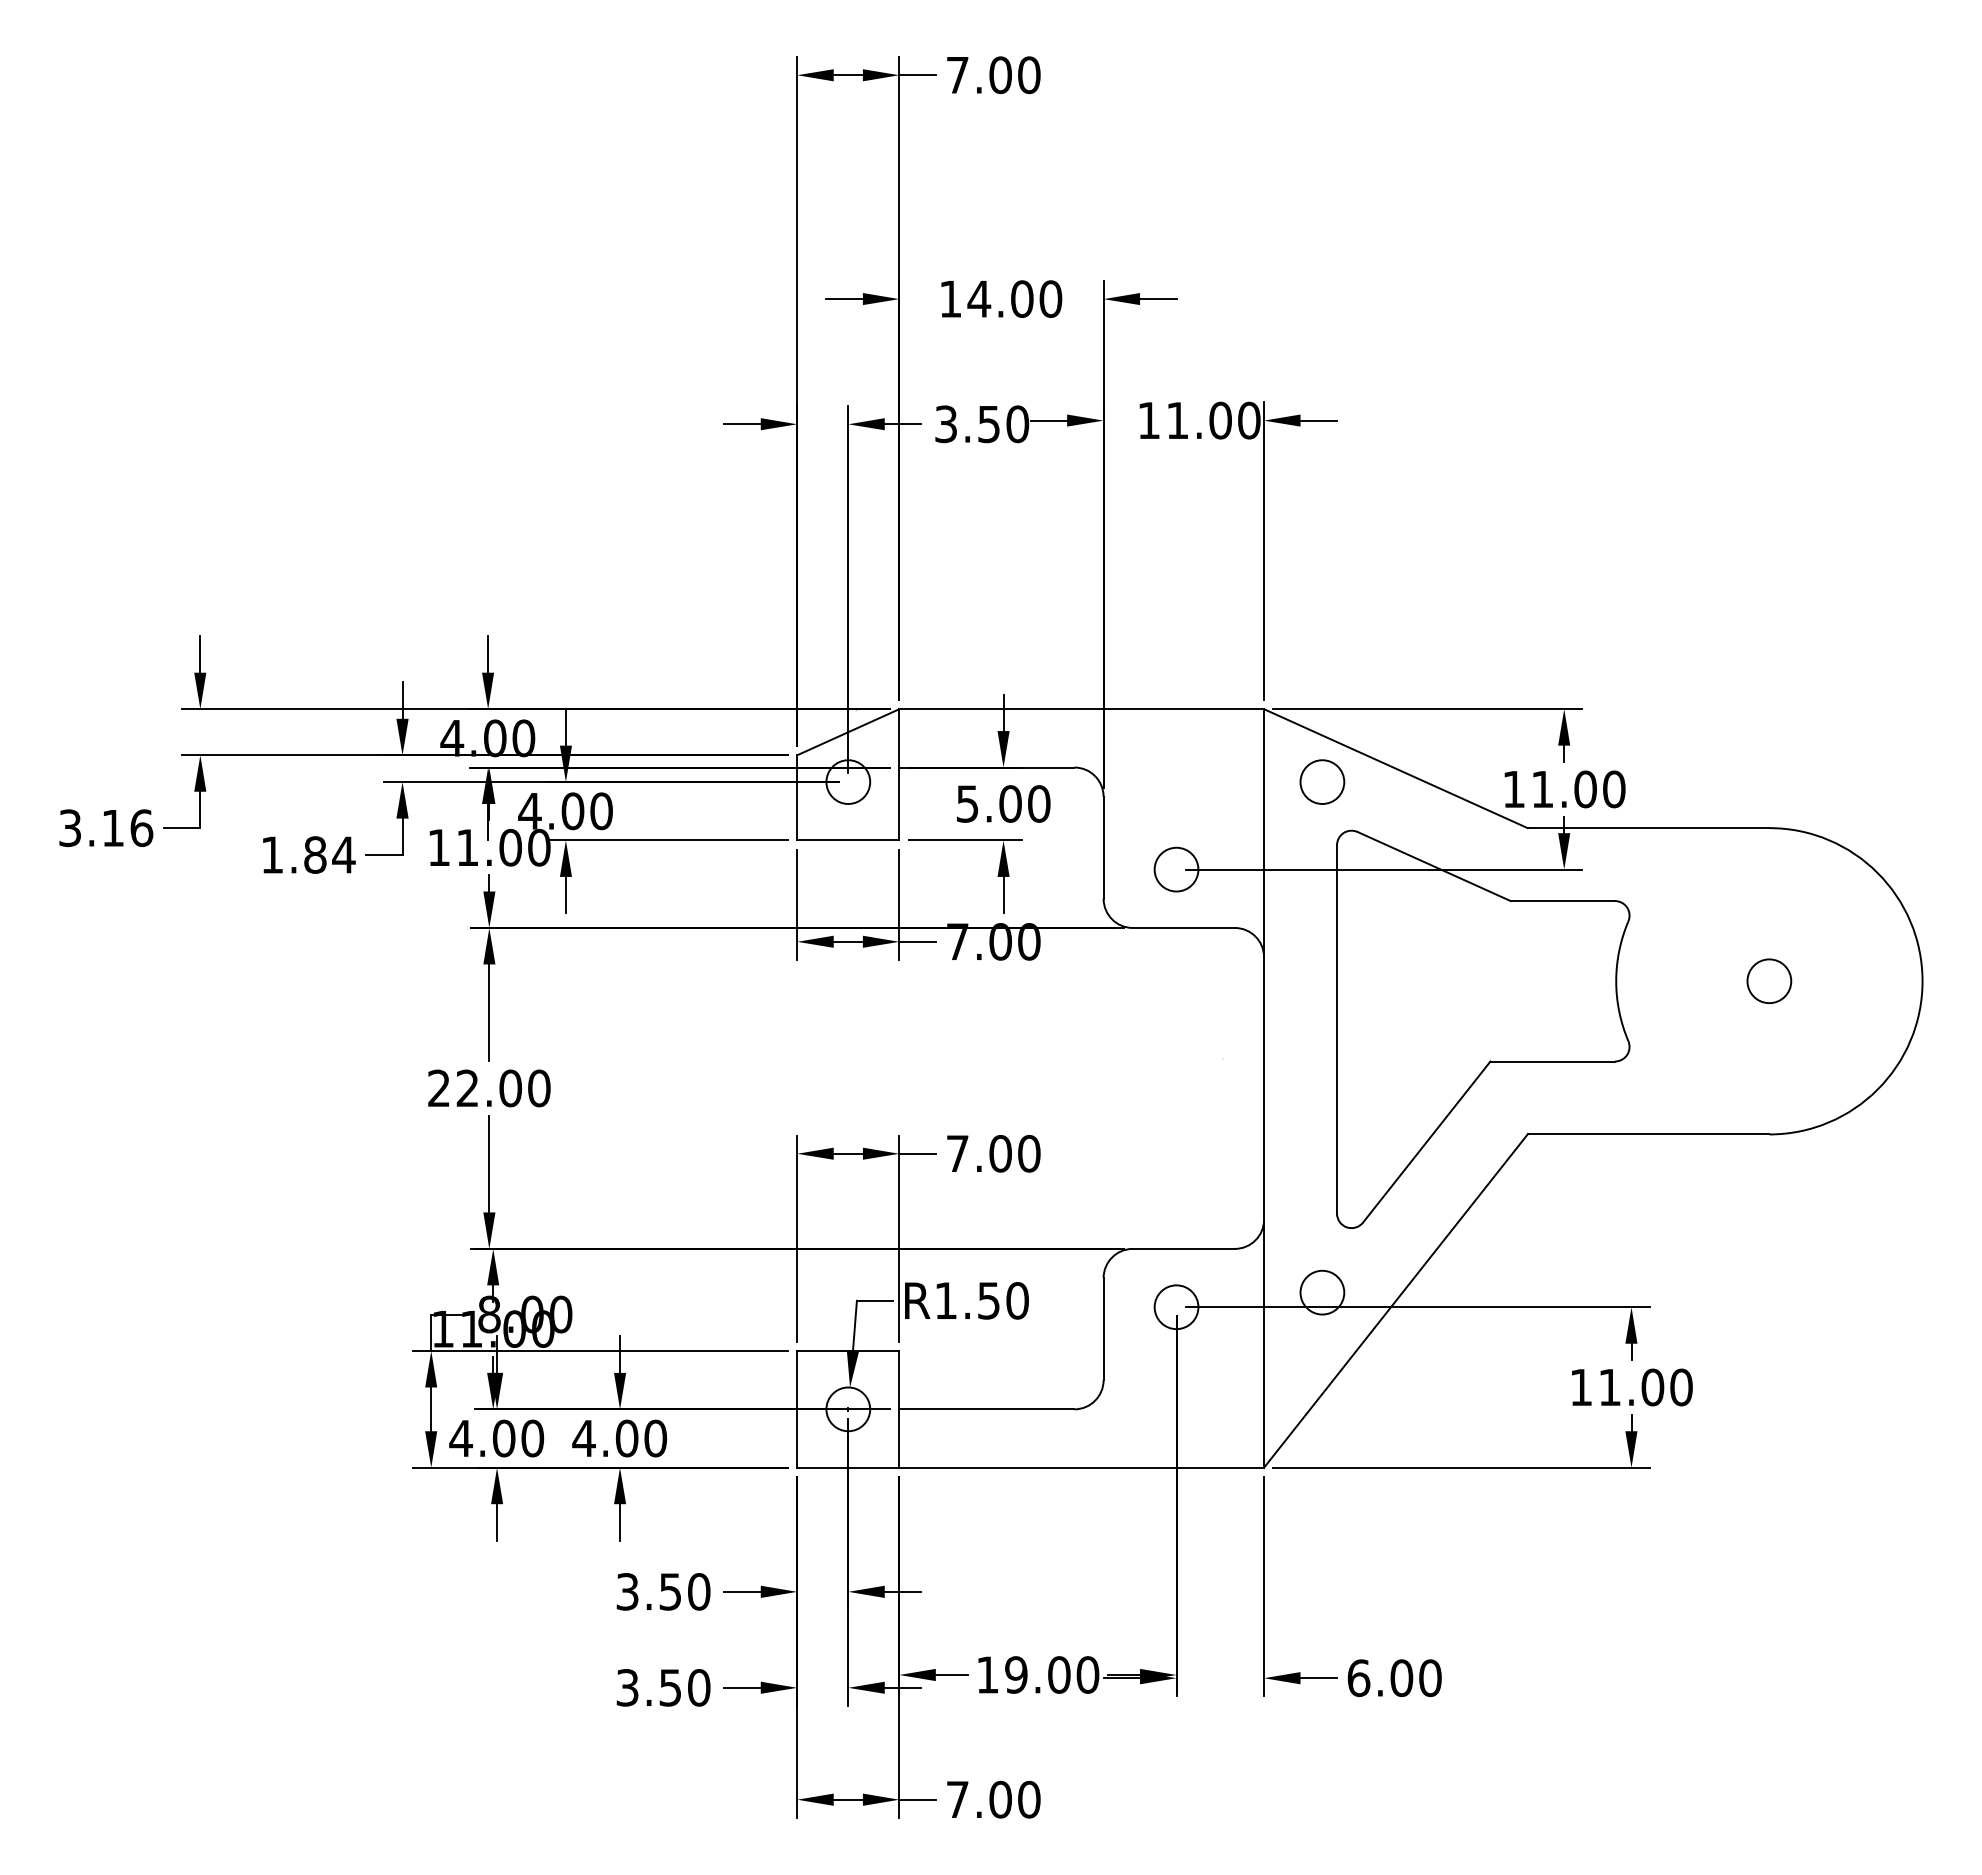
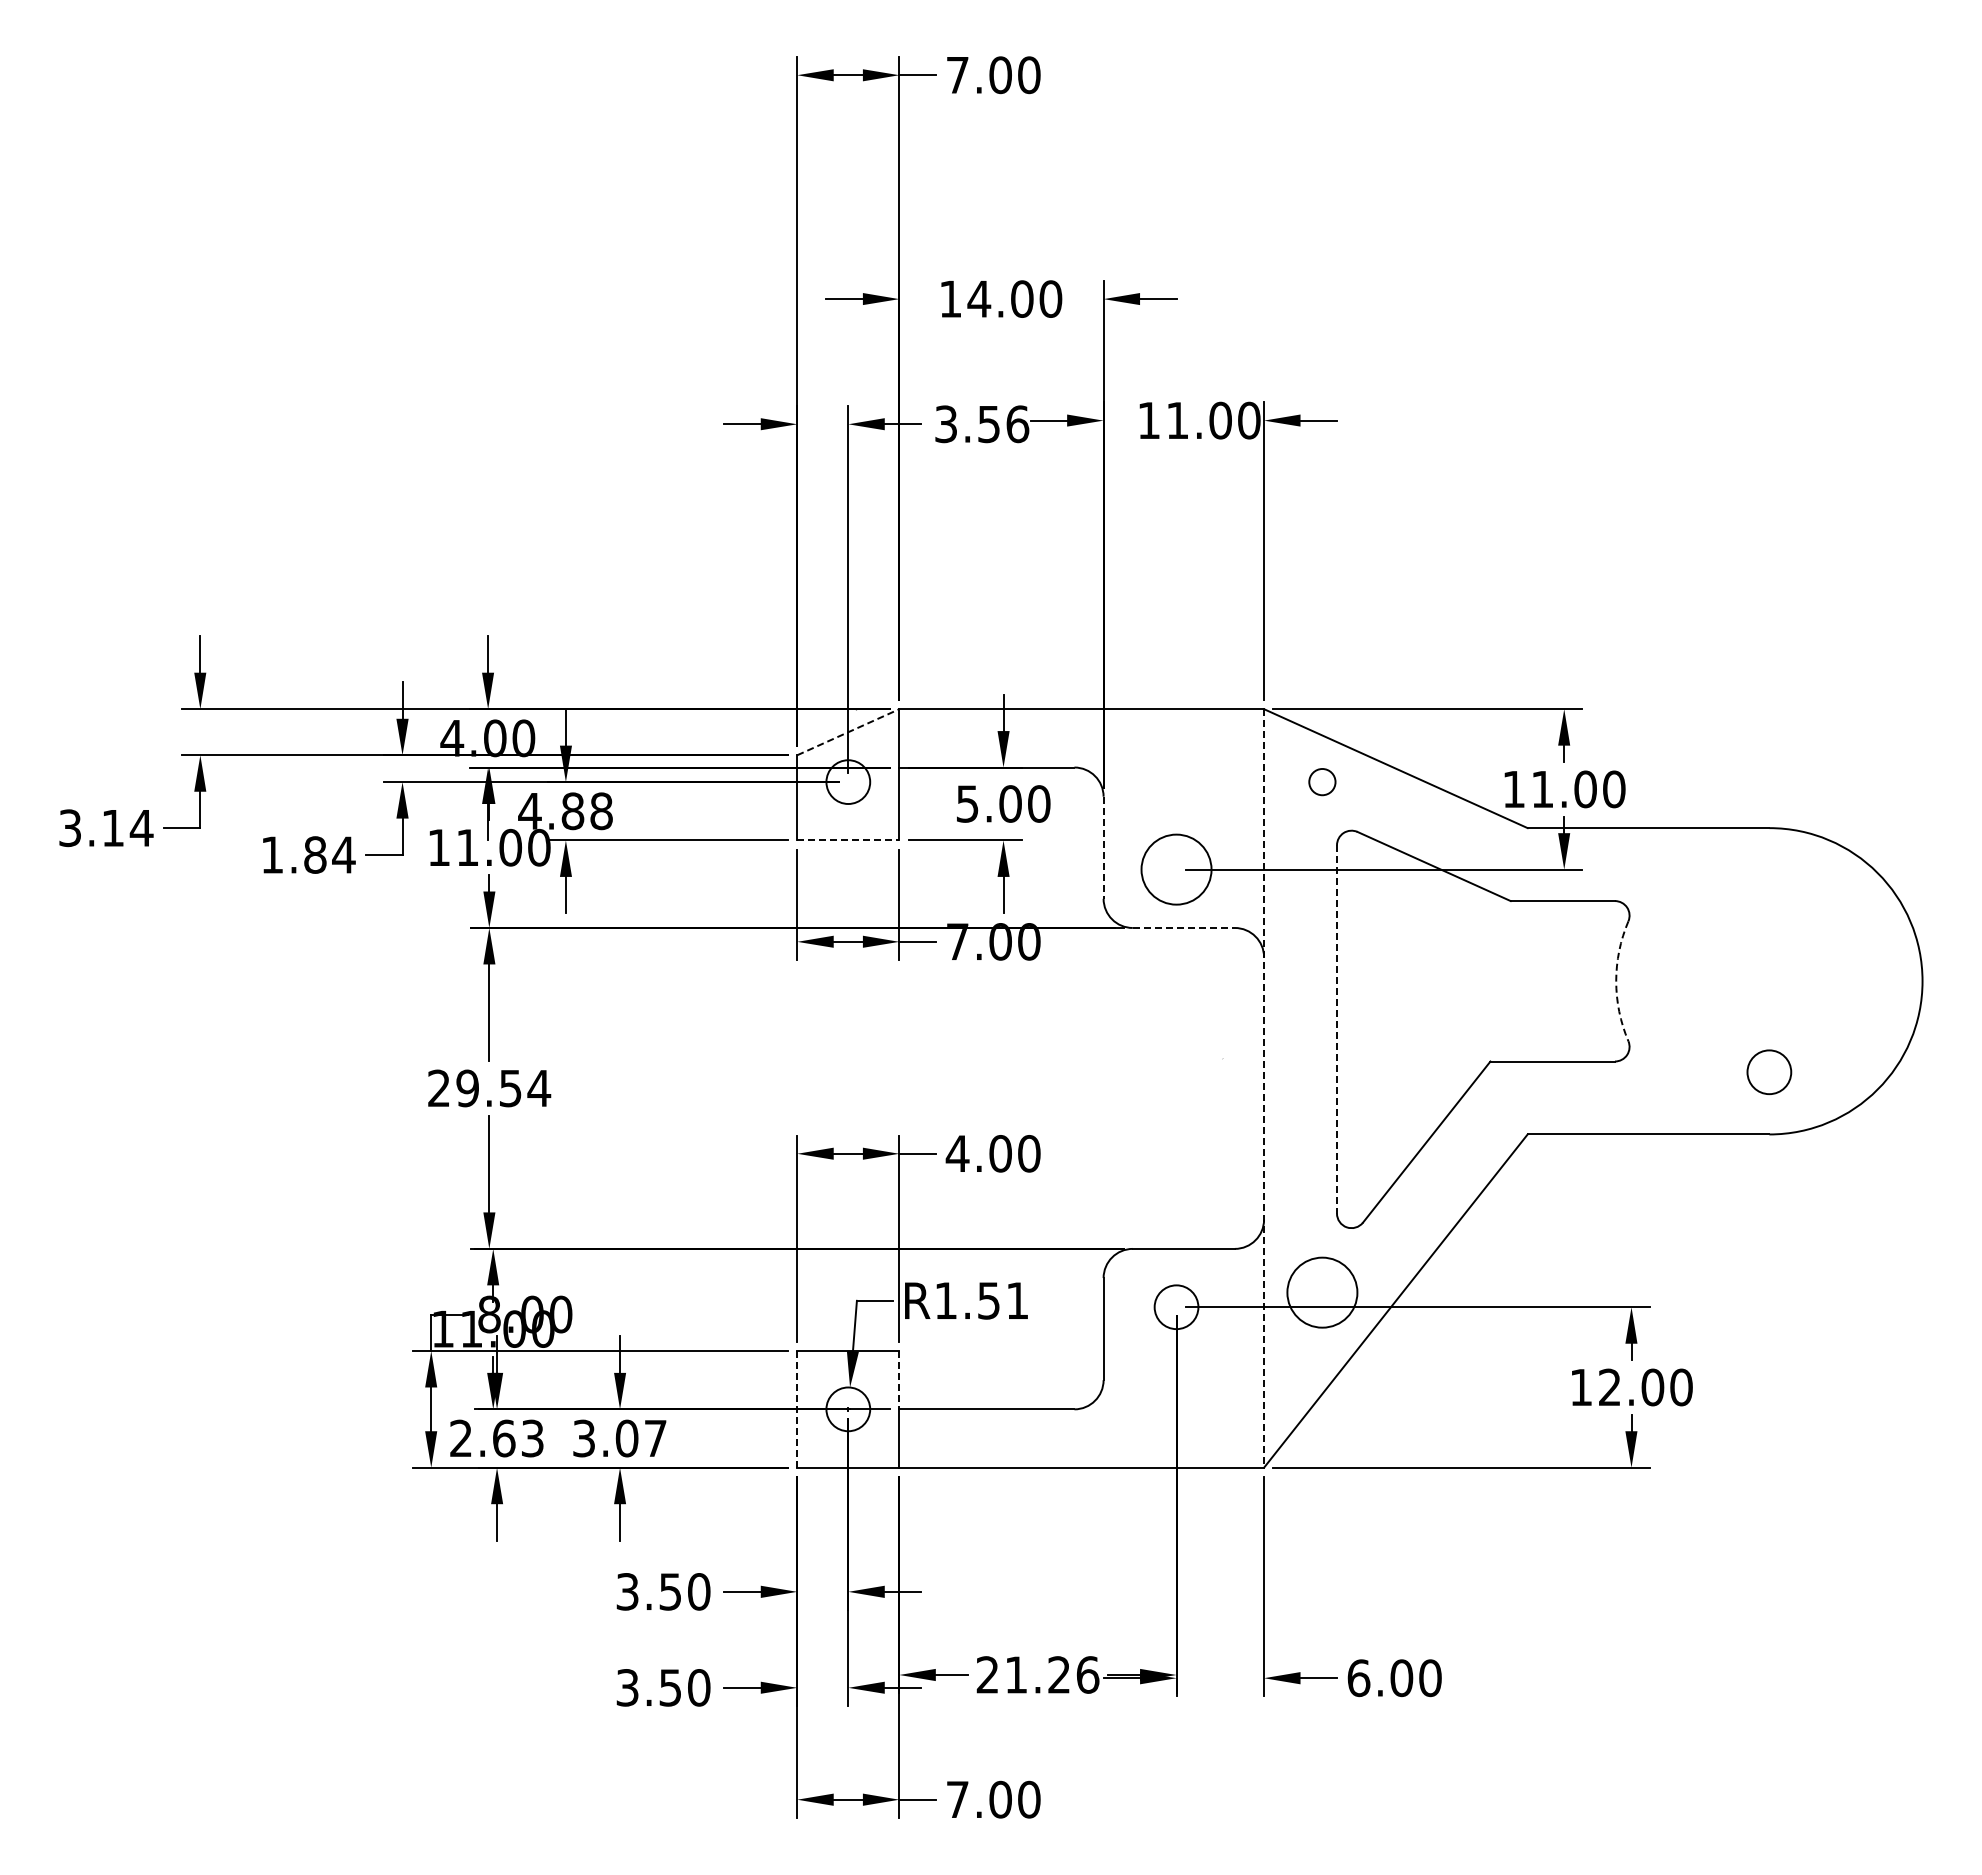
text: 3.50 -> 3.56 (1017, 423)
line: solid -> dashed (848, 732)
circle diameter: 44 px -> 26 px (1322, 782)
text: 4.00 -> 4.88 (586, 810)
text: 3.16 -> 3.14 (141, 828)
line: solid -> dashed (848, 840)
line: solid -> dashed (1103, 848)
circle diameter: 44 px -> 70 px (1176, 869)
line: solid -> dashed (1184, 927)
arc: solid -> dashed (1616, 981)
circle position: (1769, 981) -> (1769, 1072) (1769, 1072)
line: solid -> dashed (1337, 1029)
text: 22.00 -> 29.54 (503, 1088)
line: solid -> dashed (1264, 1088)
text: 7.00 -> 4.00 (957, 1153)
circle diameter: 44 px -> 70 px (1322, 1292)
text: R1.50 -> R1.51 (1017, 1300)
line: solid -> dashed (899, 1380)
text: 11.00 -> 12.00 (1609, 1386)
line: solid -> dashed (797, 1408)
text: 4.00 -> 2.63 (496, 1438)
text: 4.00 -> 3.07 (619, 1438)
text: 19.00 -> 21.26 (1037, 1674)
